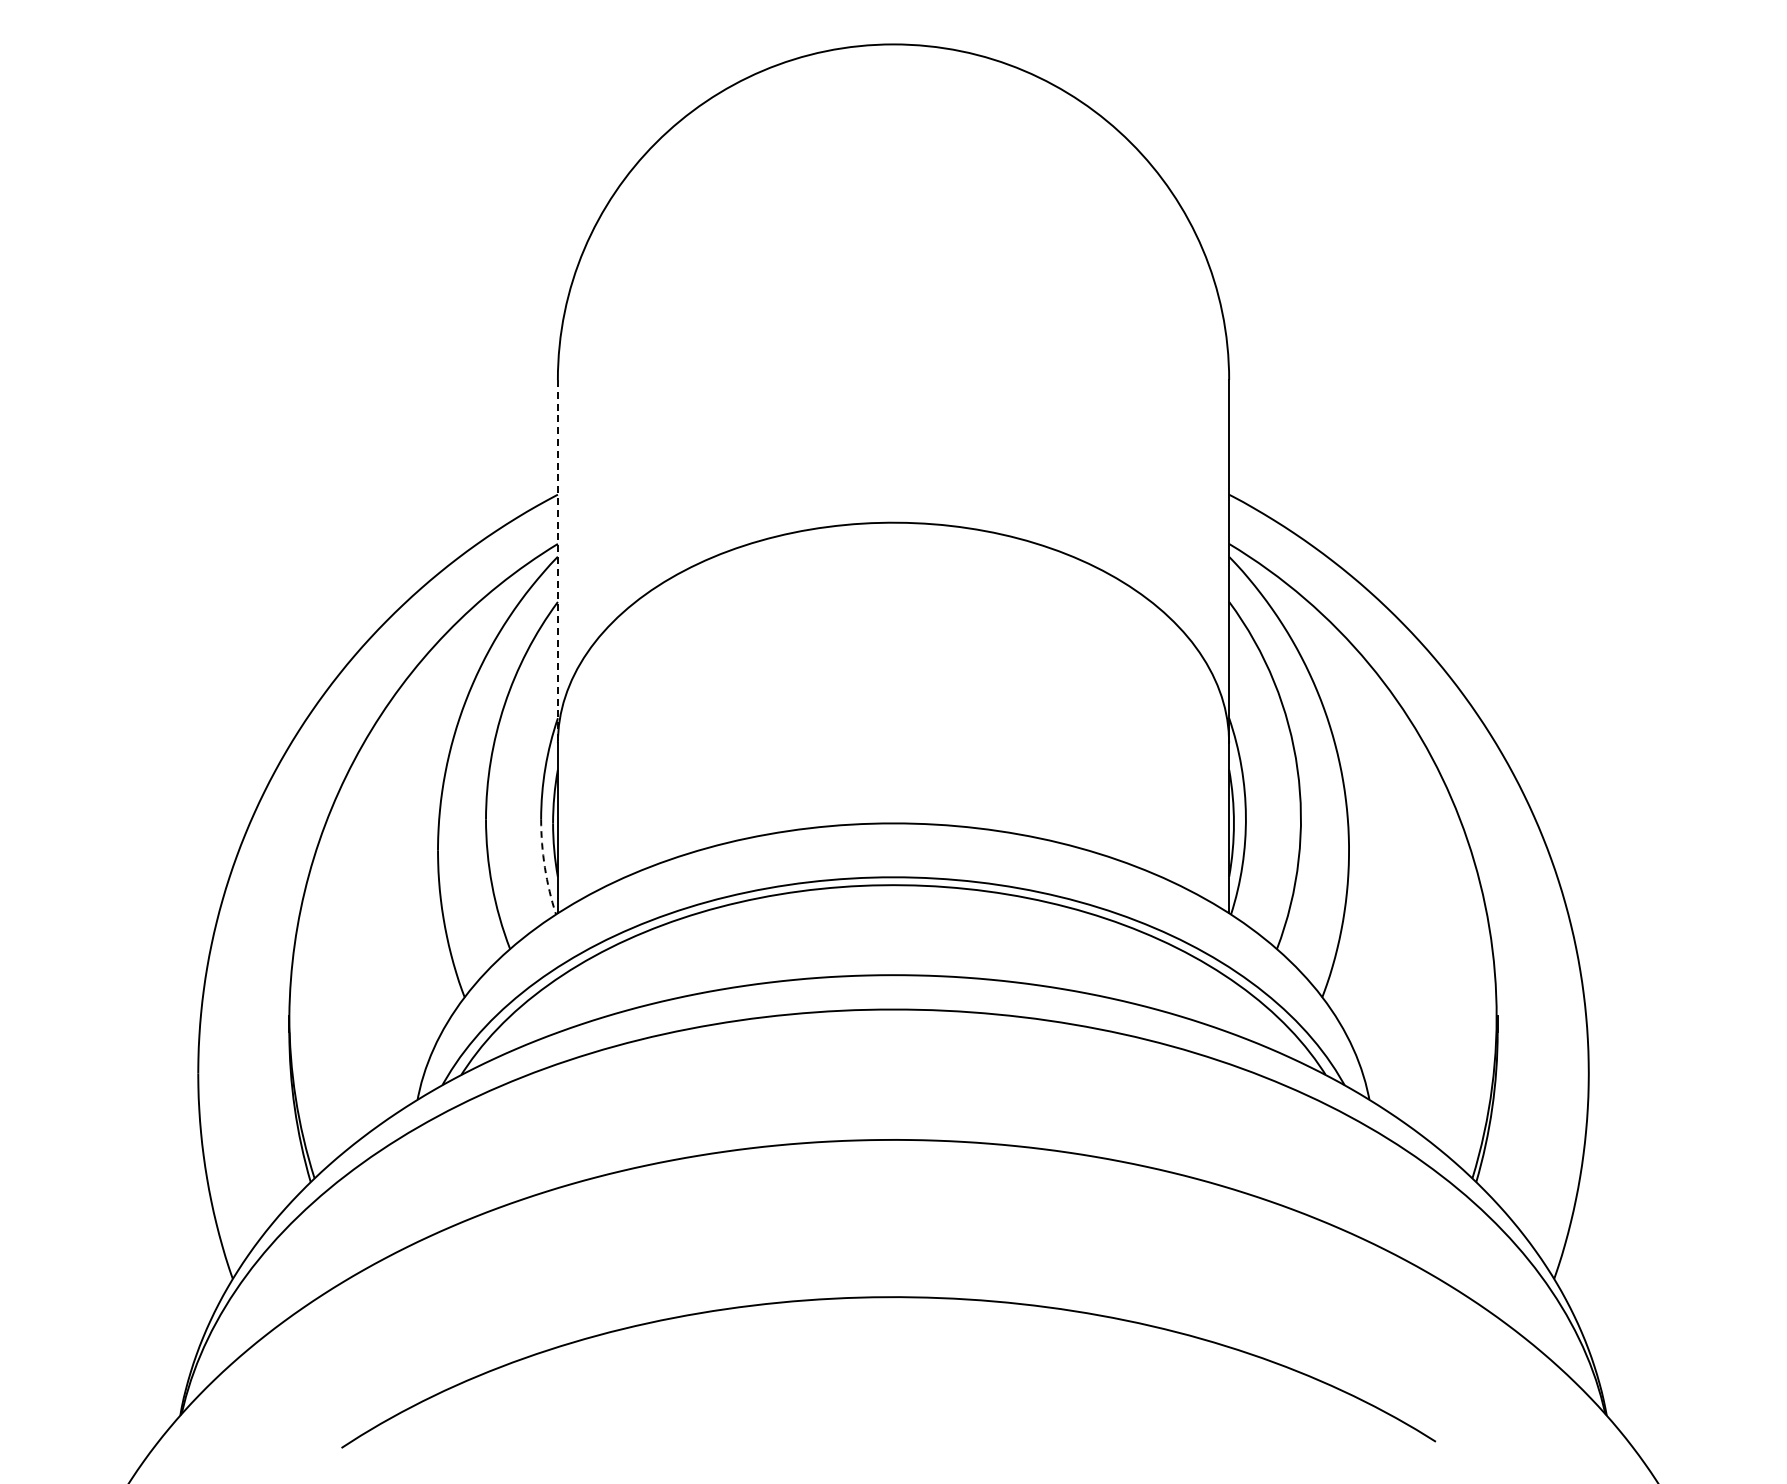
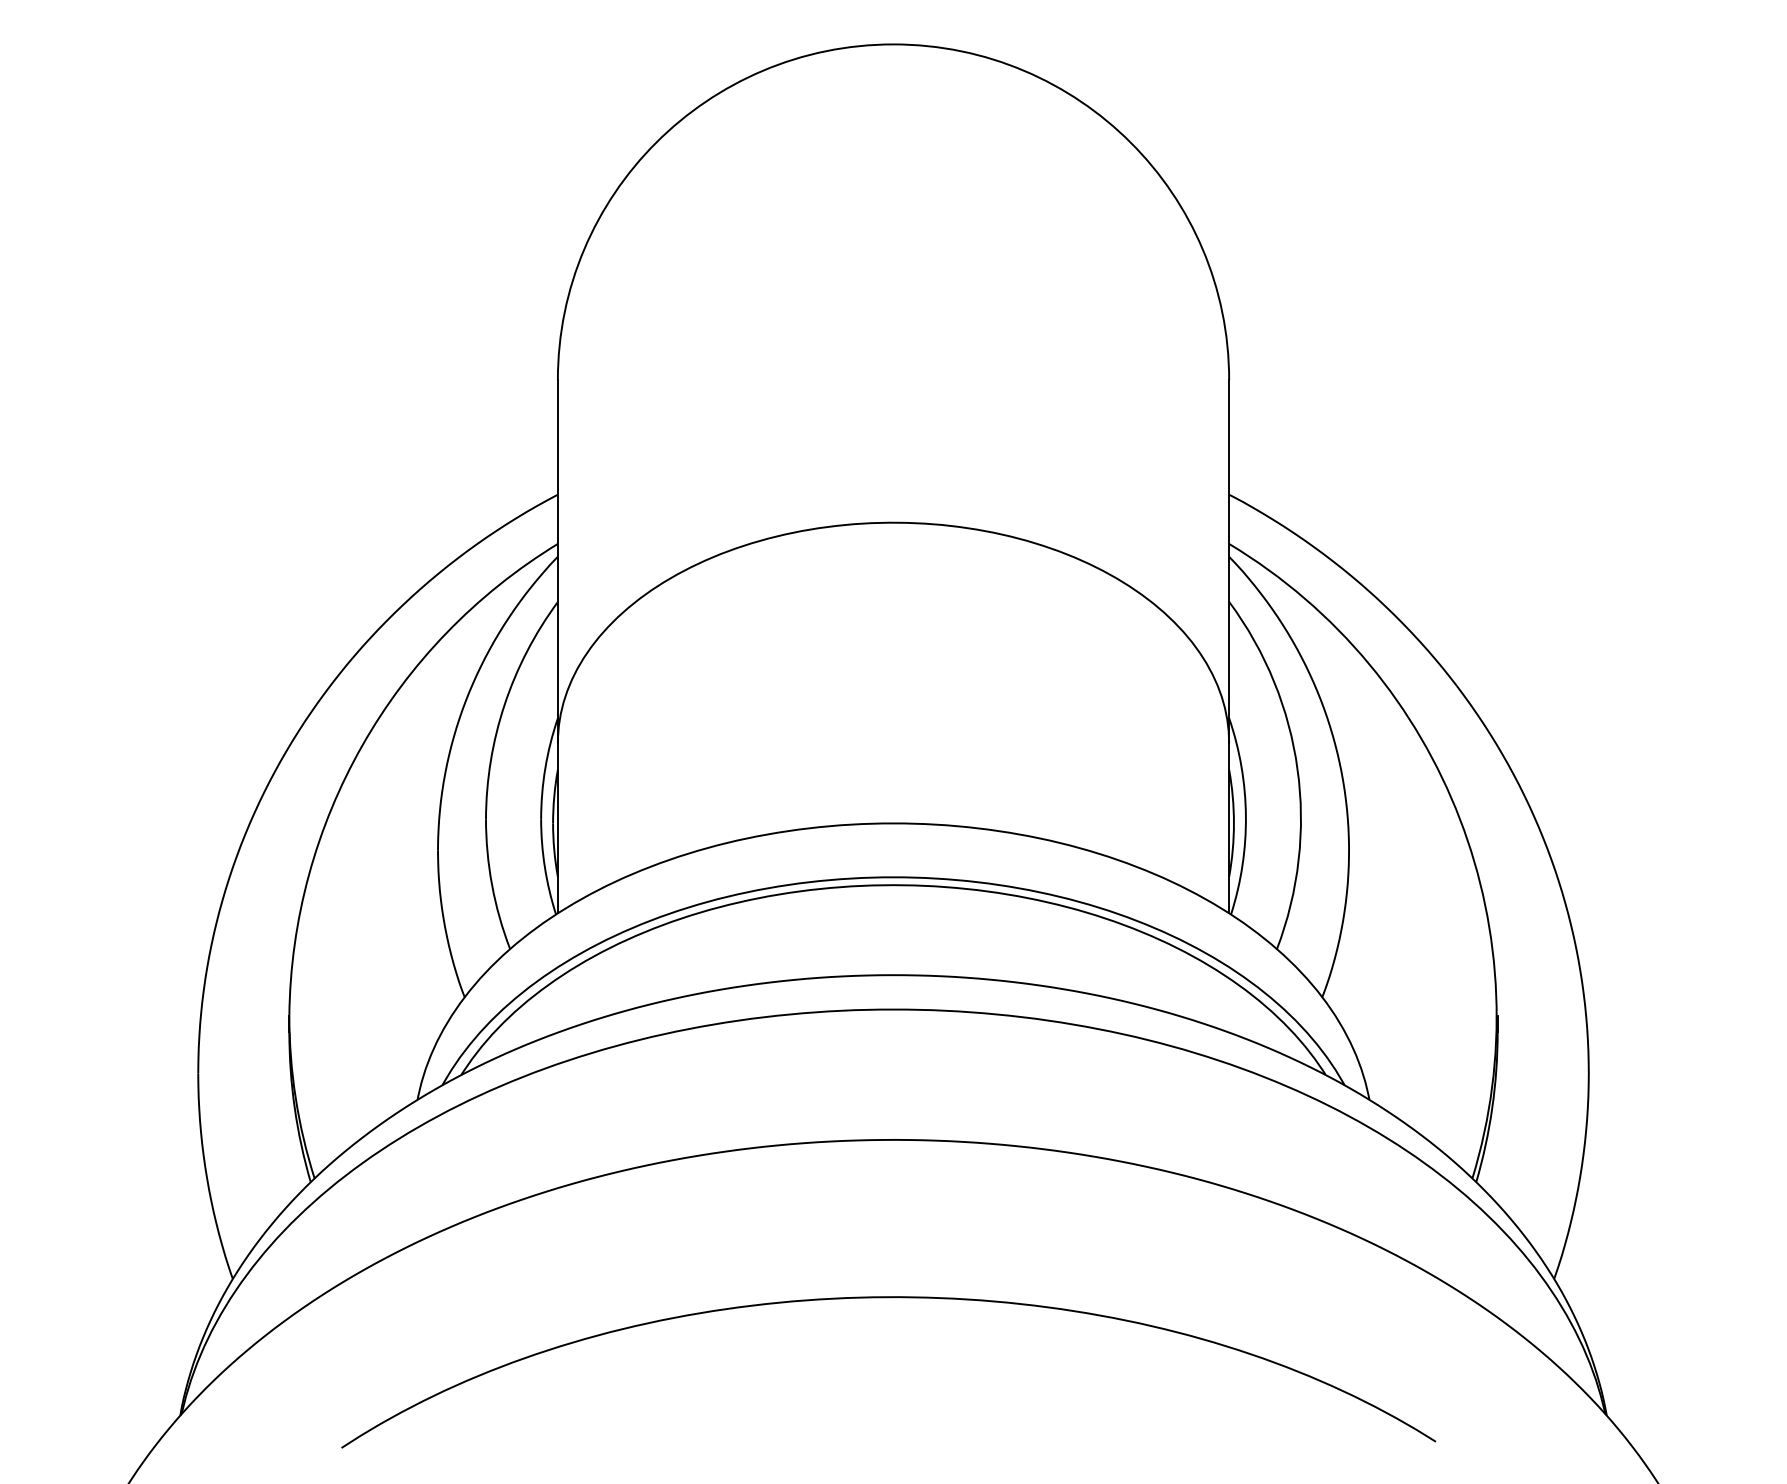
line: dashed -> solid (557, 561)
arc: dashed -> solid (544, 867)
